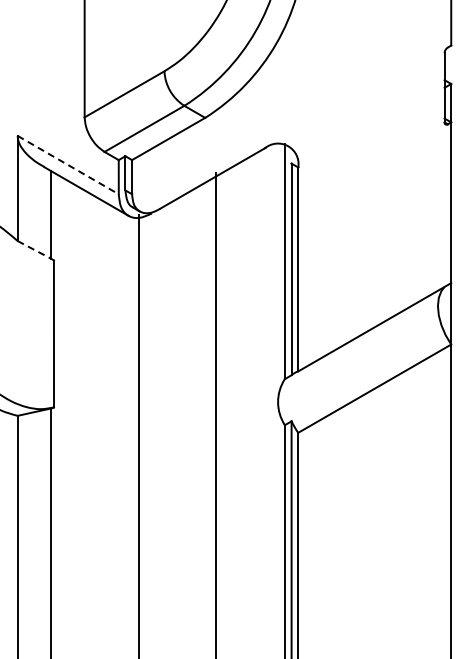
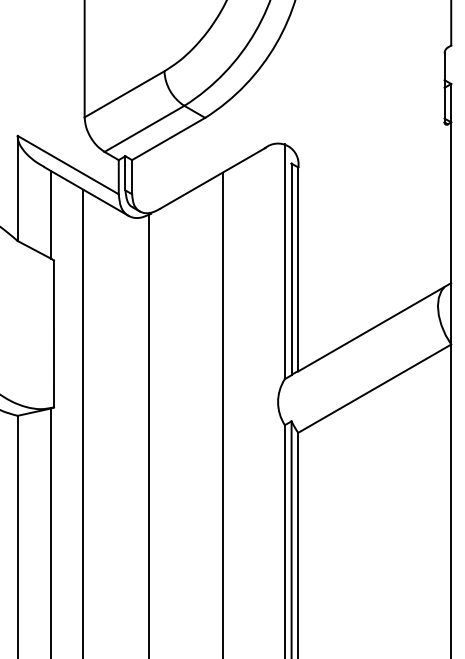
line: dashed -> solid (68, 165)
line: dashed -> solid (34, 250)
line position: (215, 413) -> (222, 413) (222, 413)
line: none -> present (83, 422)
line position: (138, 434) -> (148, 434) (148, 434)
